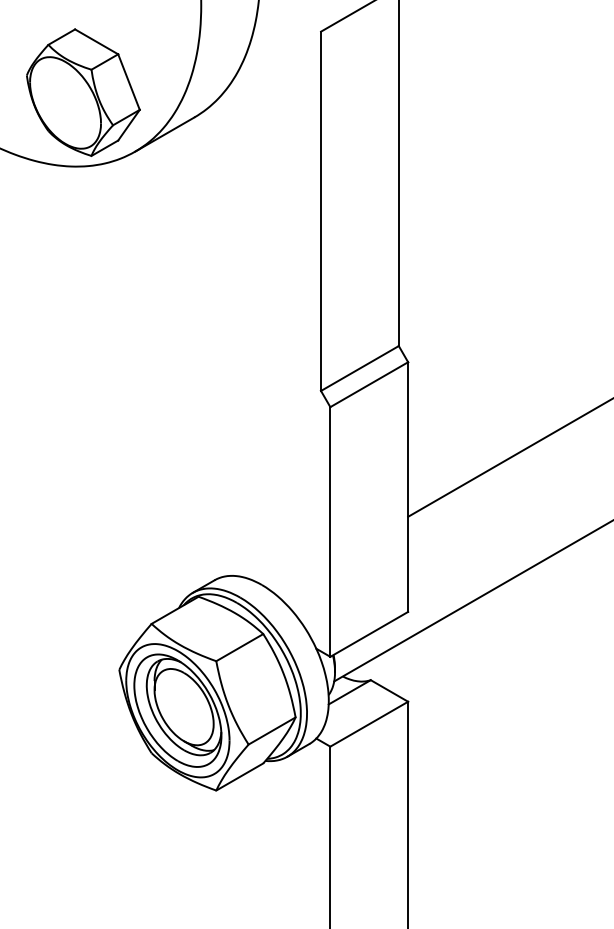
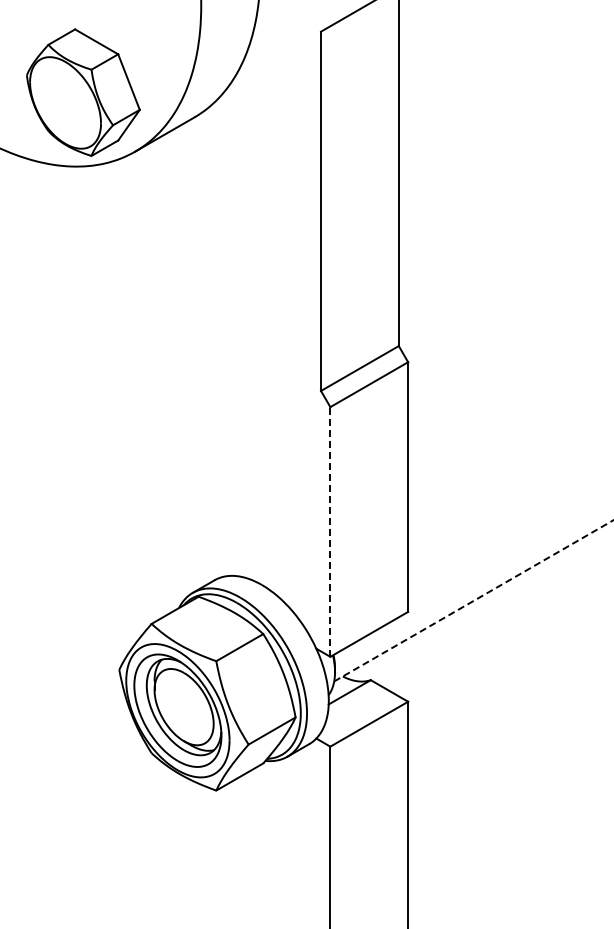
line: present -> none (509, 457)
line: solid -> dashed (330, 531)
line: solid -> dashed (474, 600)
